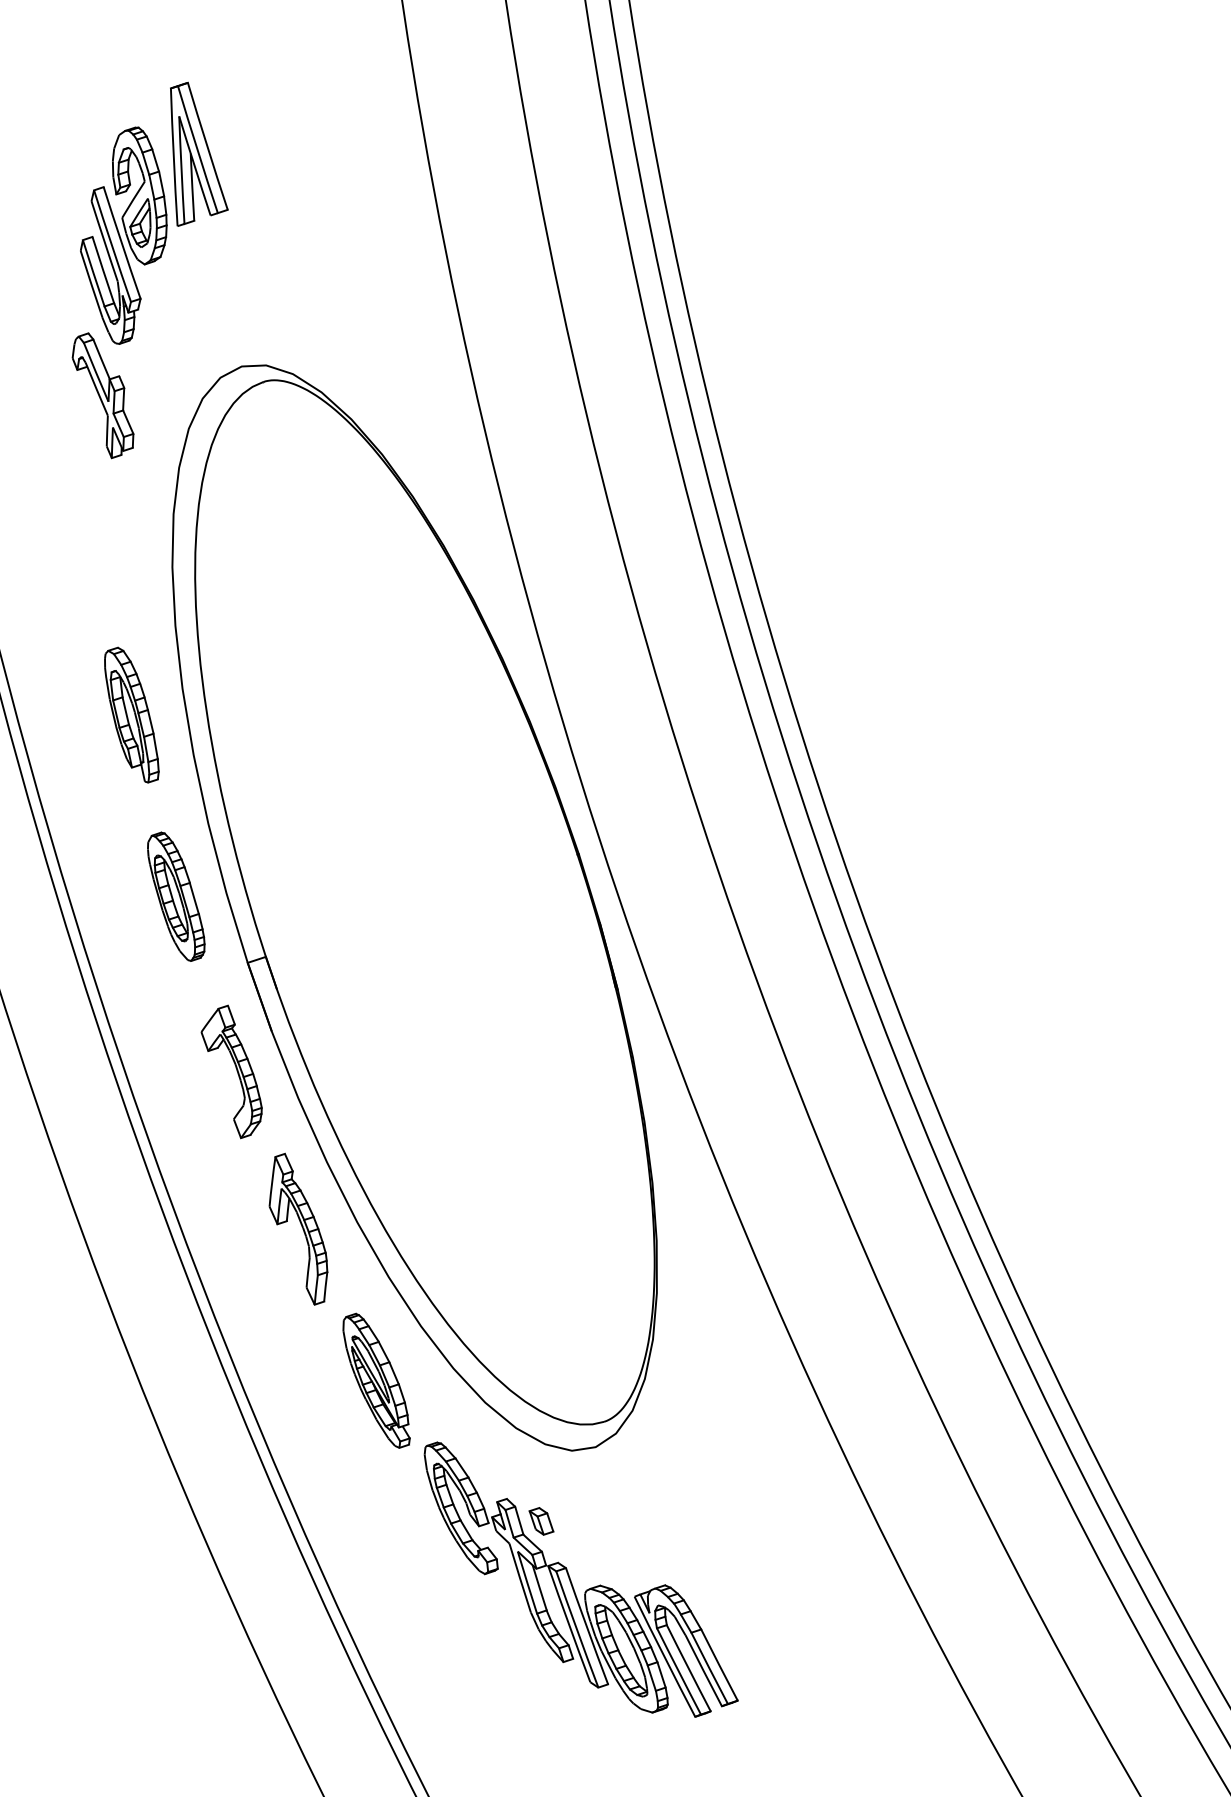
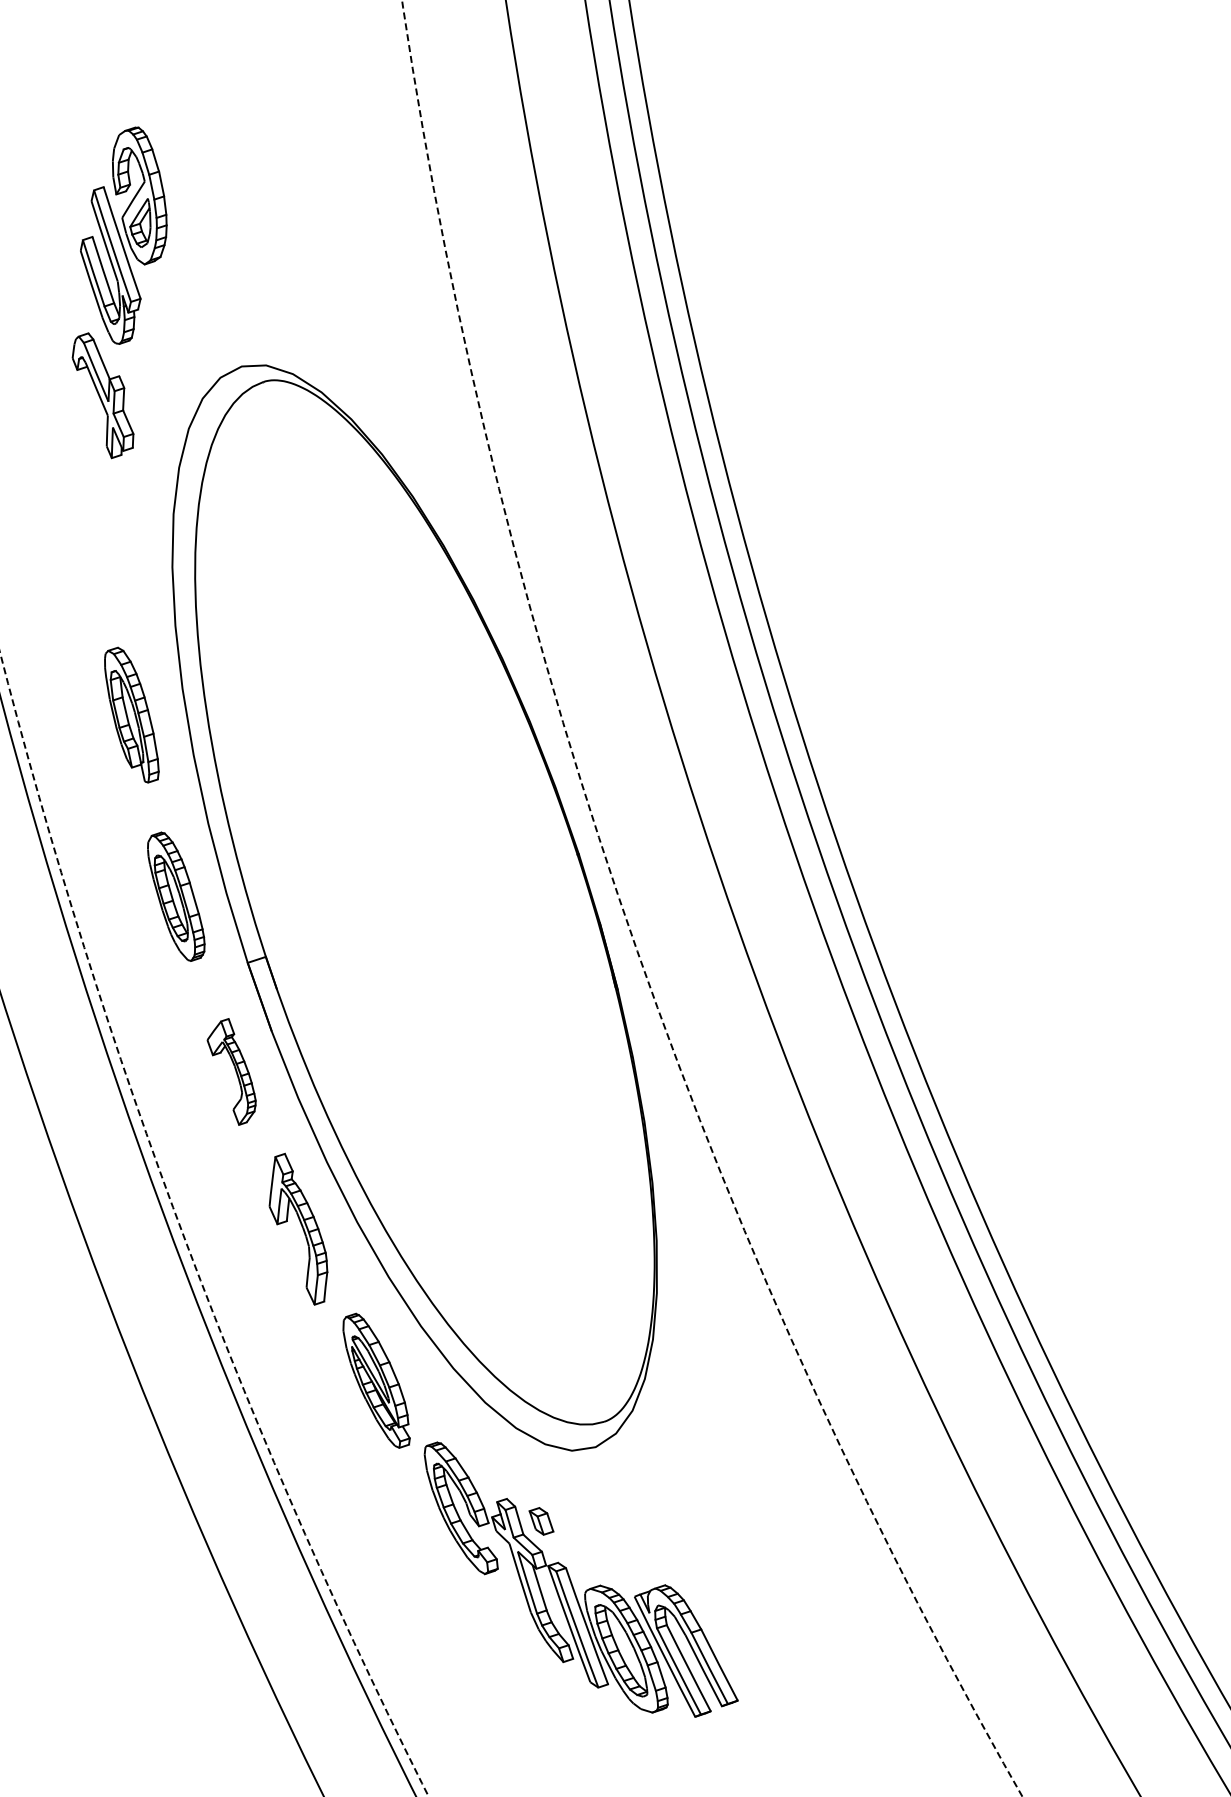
part: present -> none (199, 153)
arc: solid -> dashed (629, 928)
part size: 63x136 px -> 51x108 px (231, 1071)
arc: solid -> dashed (184, 1236)
